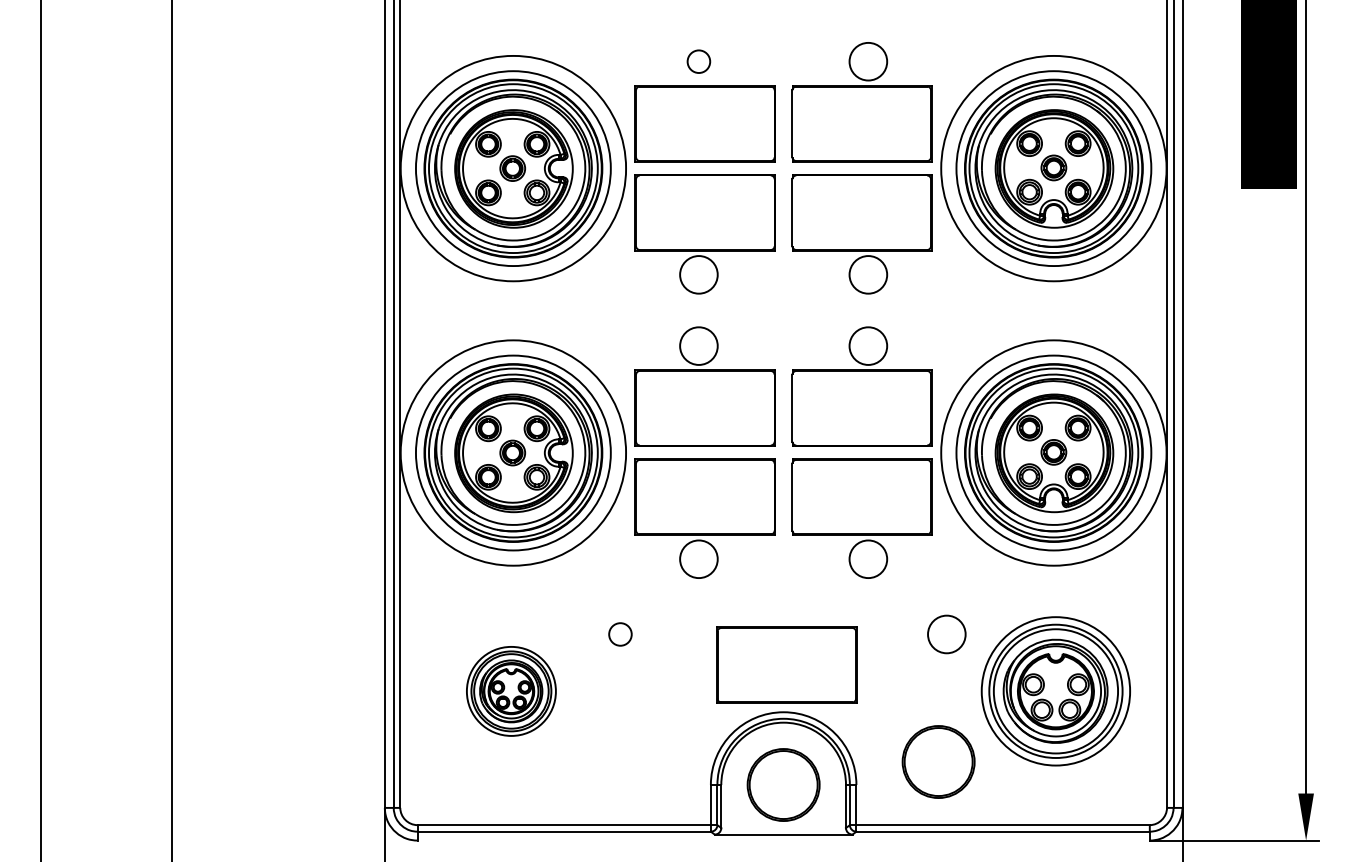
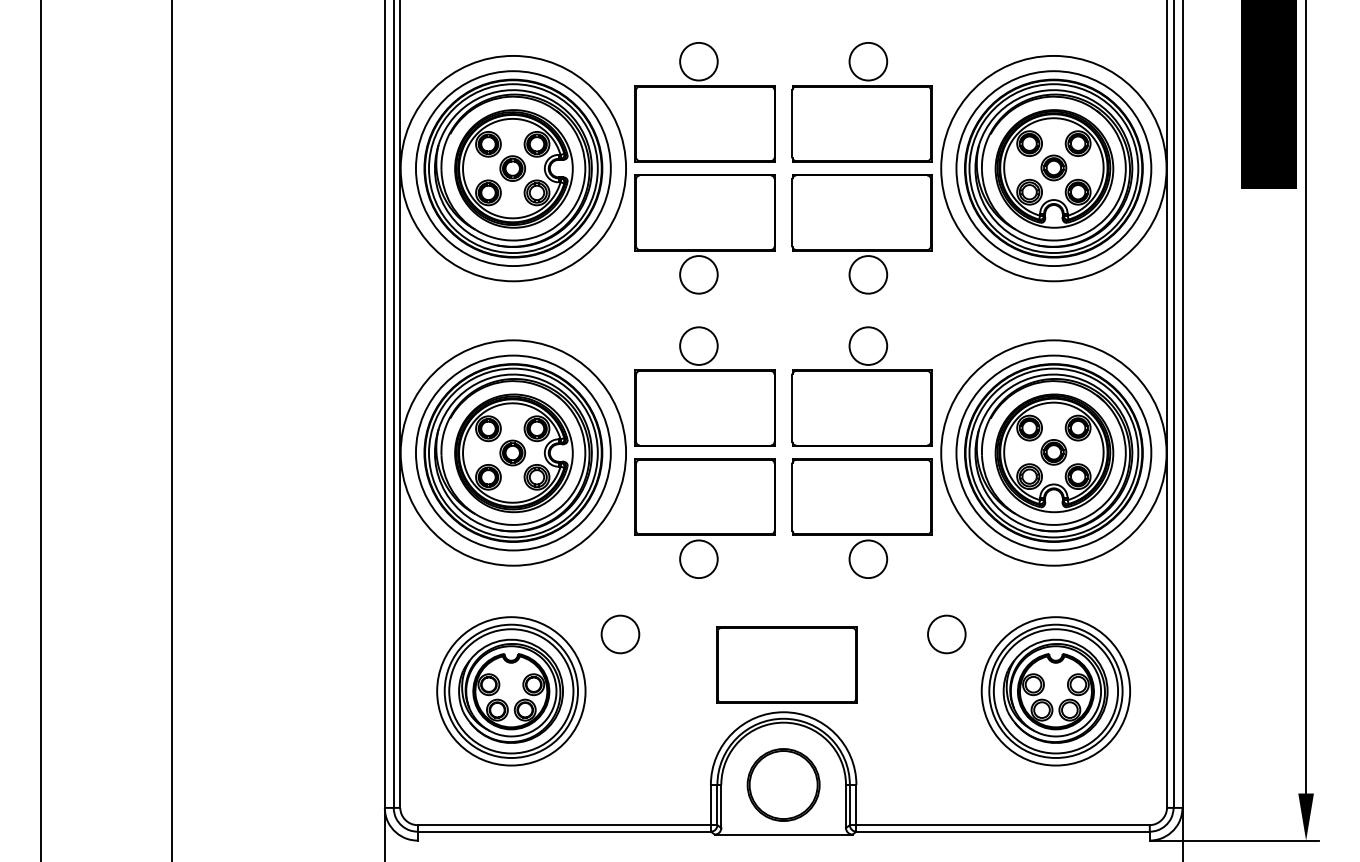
circle diameter: 23 px -> 38 px (698, 61)
circle diameter: 23 px -> 38 px (620, 634)
part size: 91x91 px -> 151x151 px (511, 691)
part: present -> none (938, 761)
